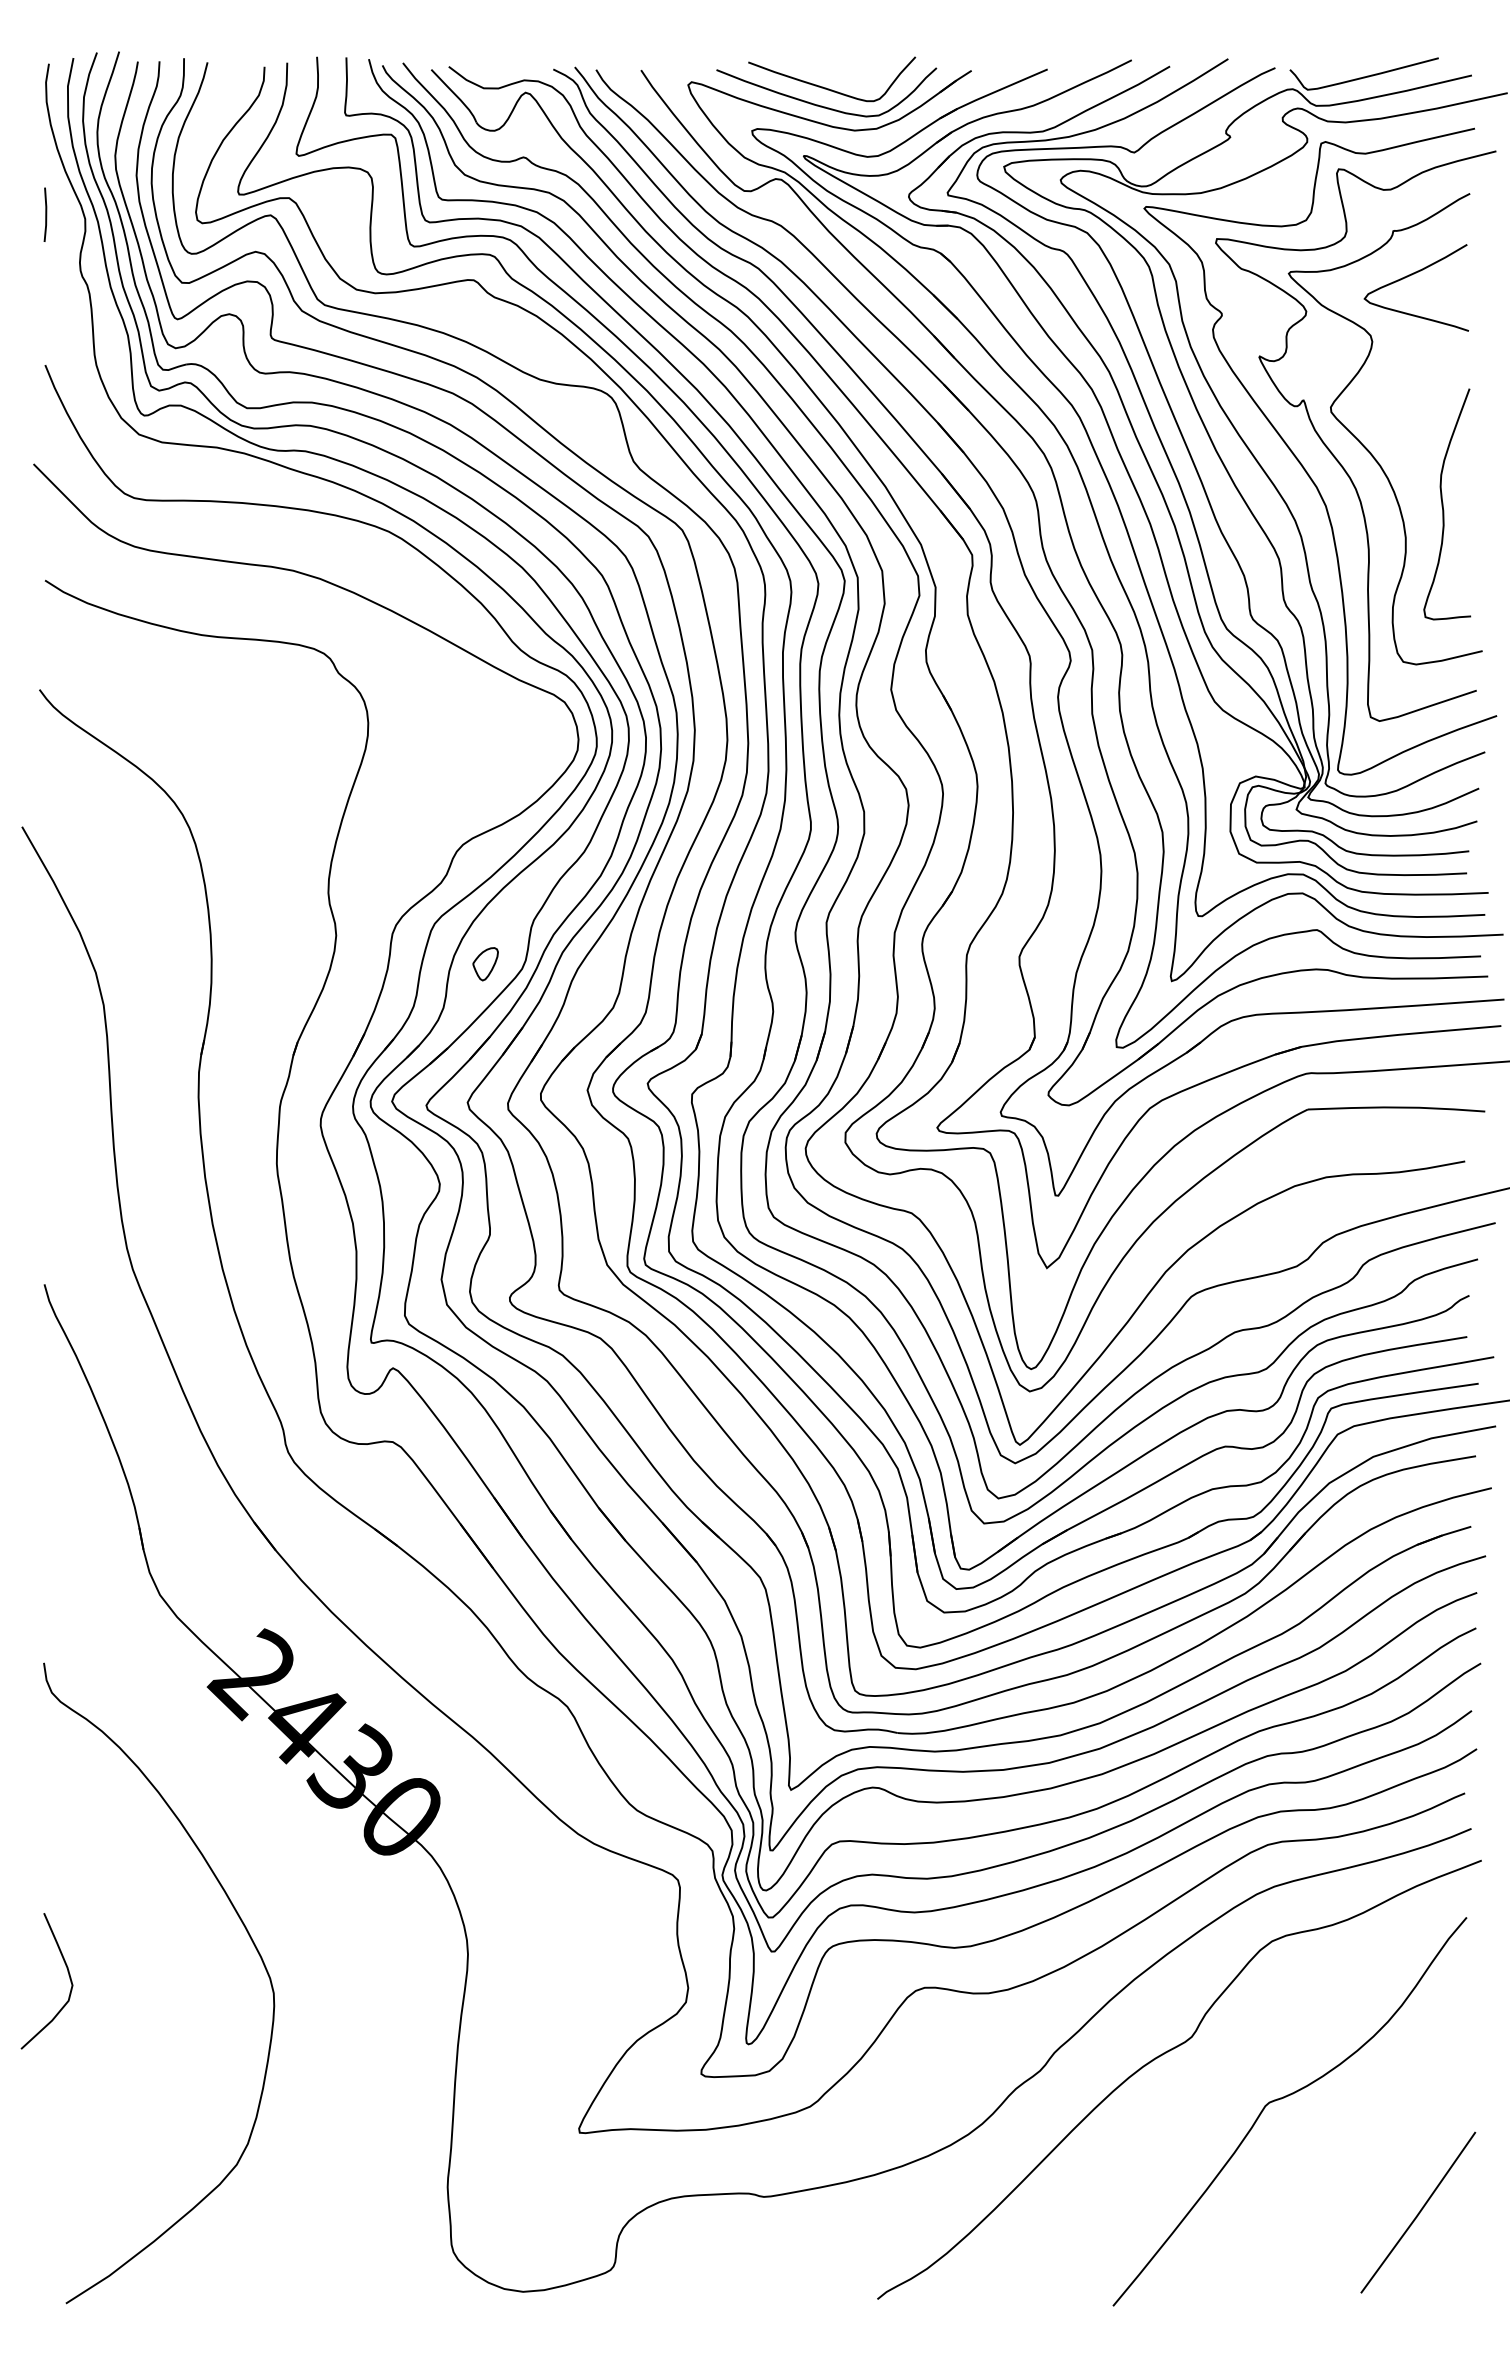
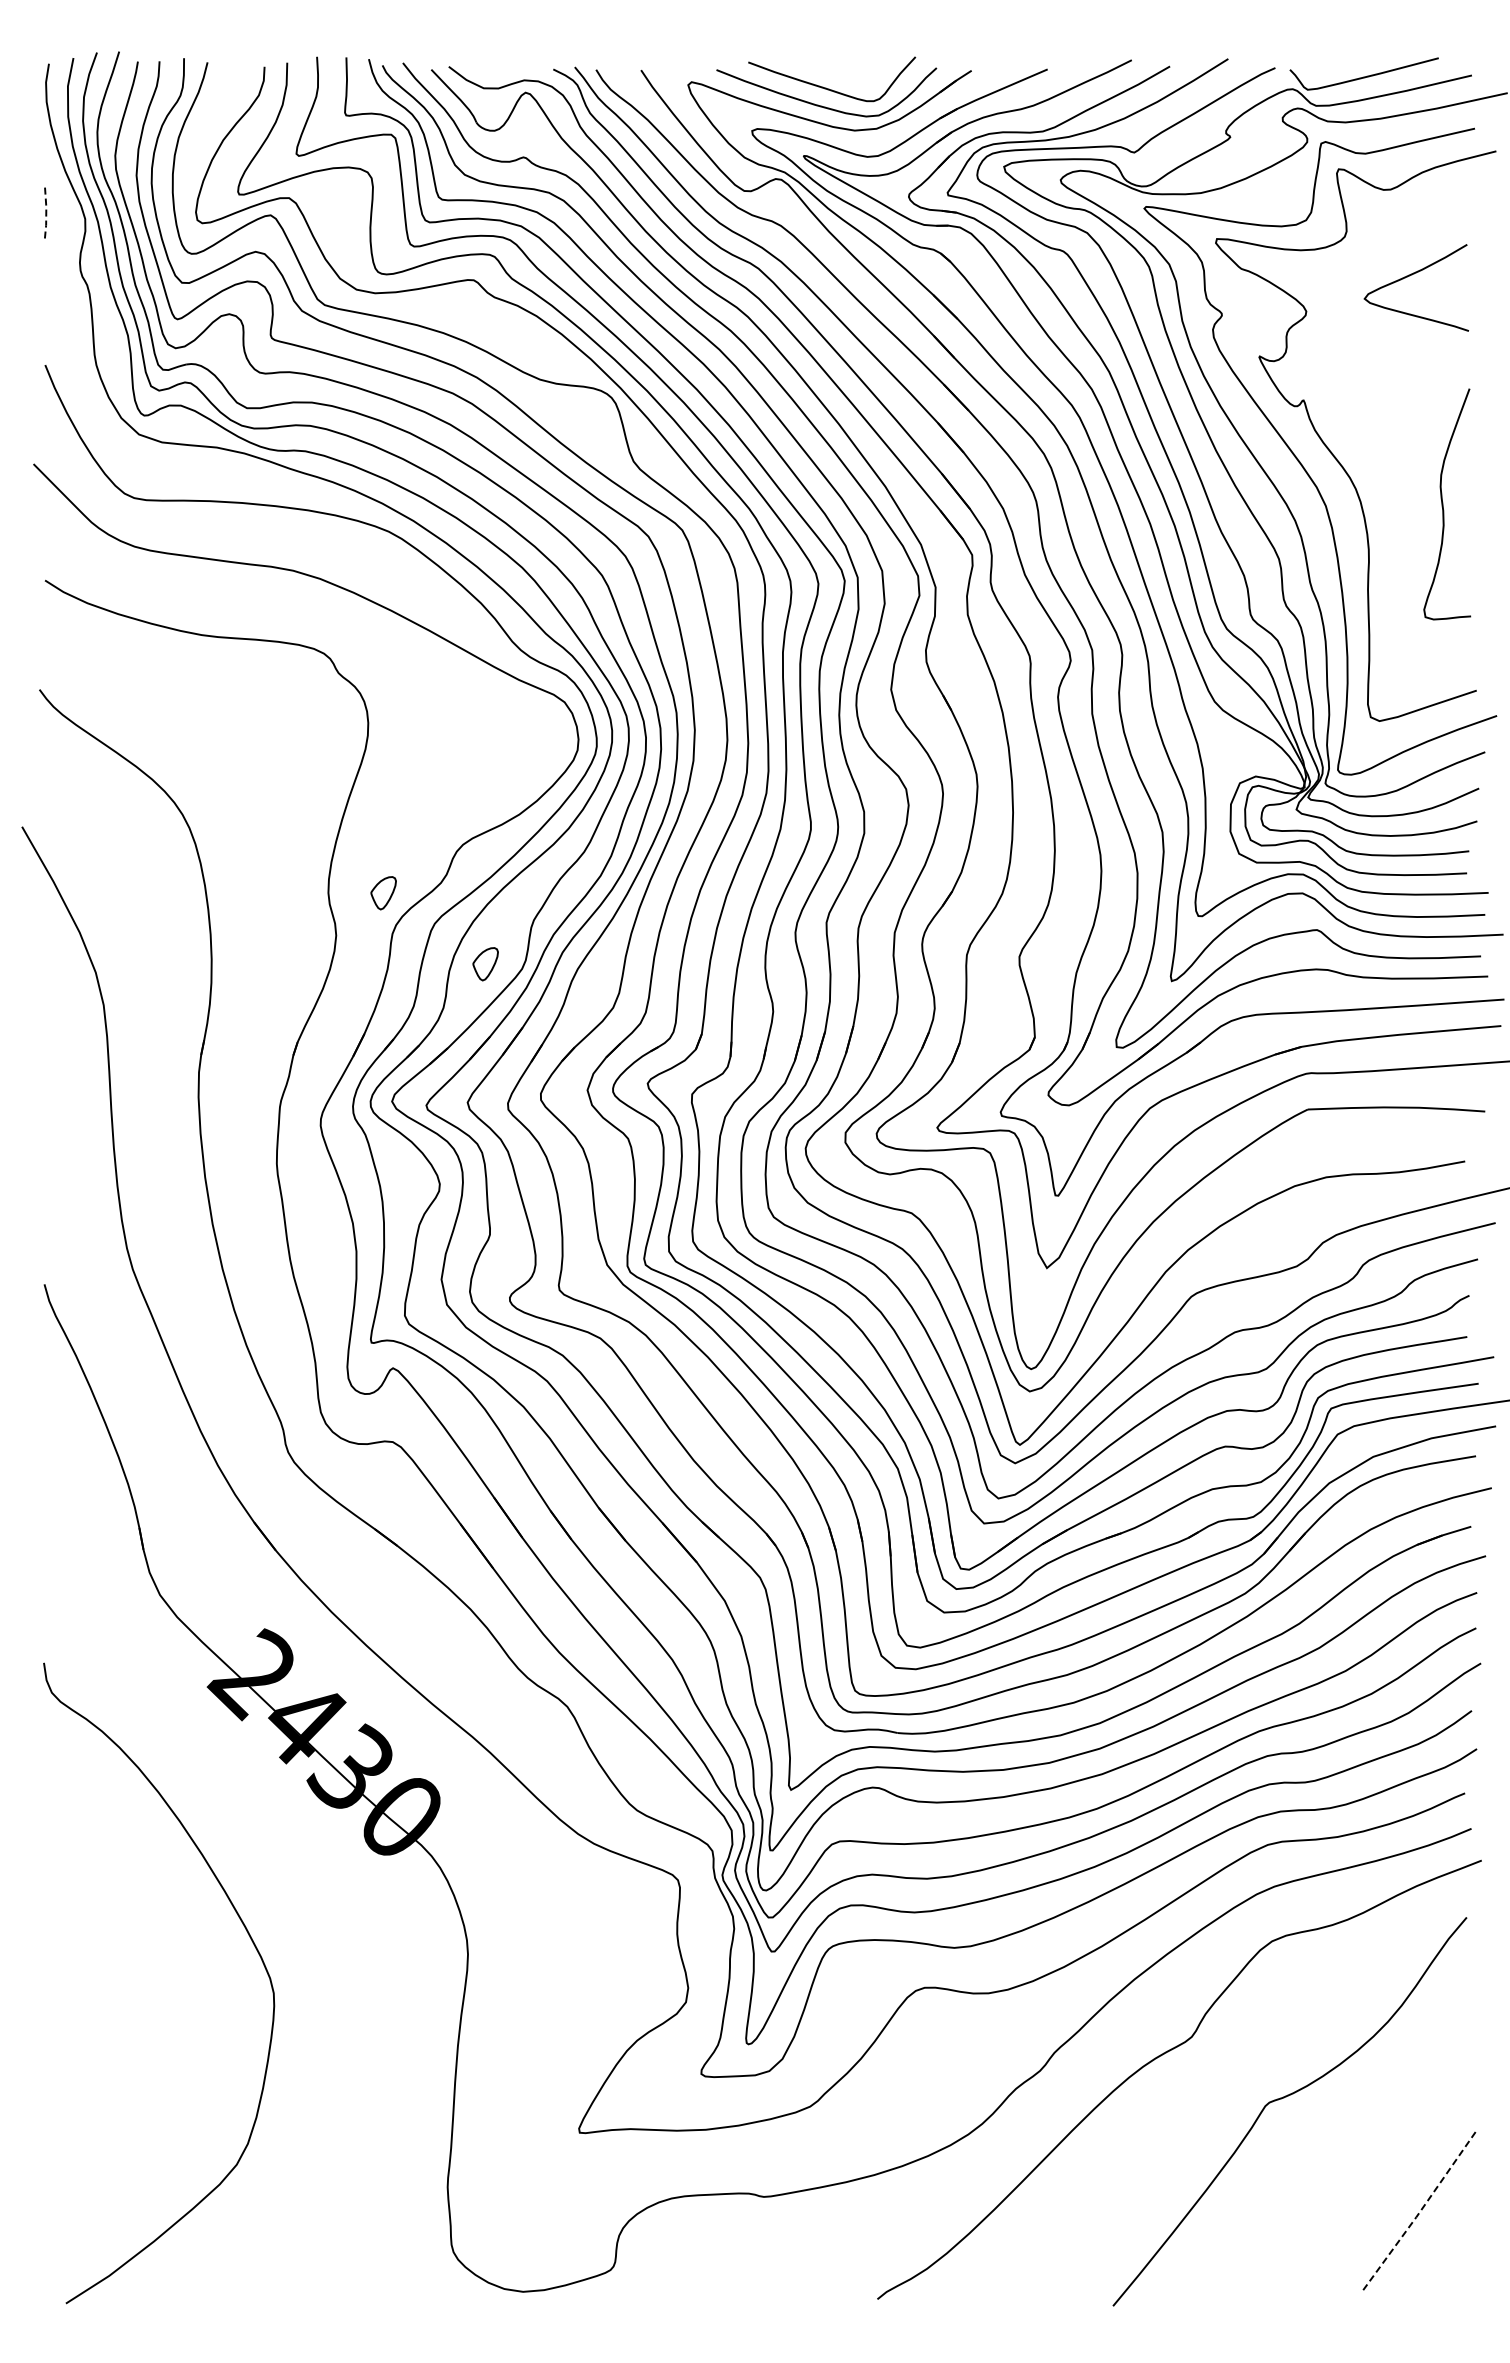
line: solid -> dashed (46, 214)
curve: present -> none (1366, 447)
part: none -> present (383, 893)
curve: present -> none (68, 1975)
line: solid -> dashed (1418, 2213)
